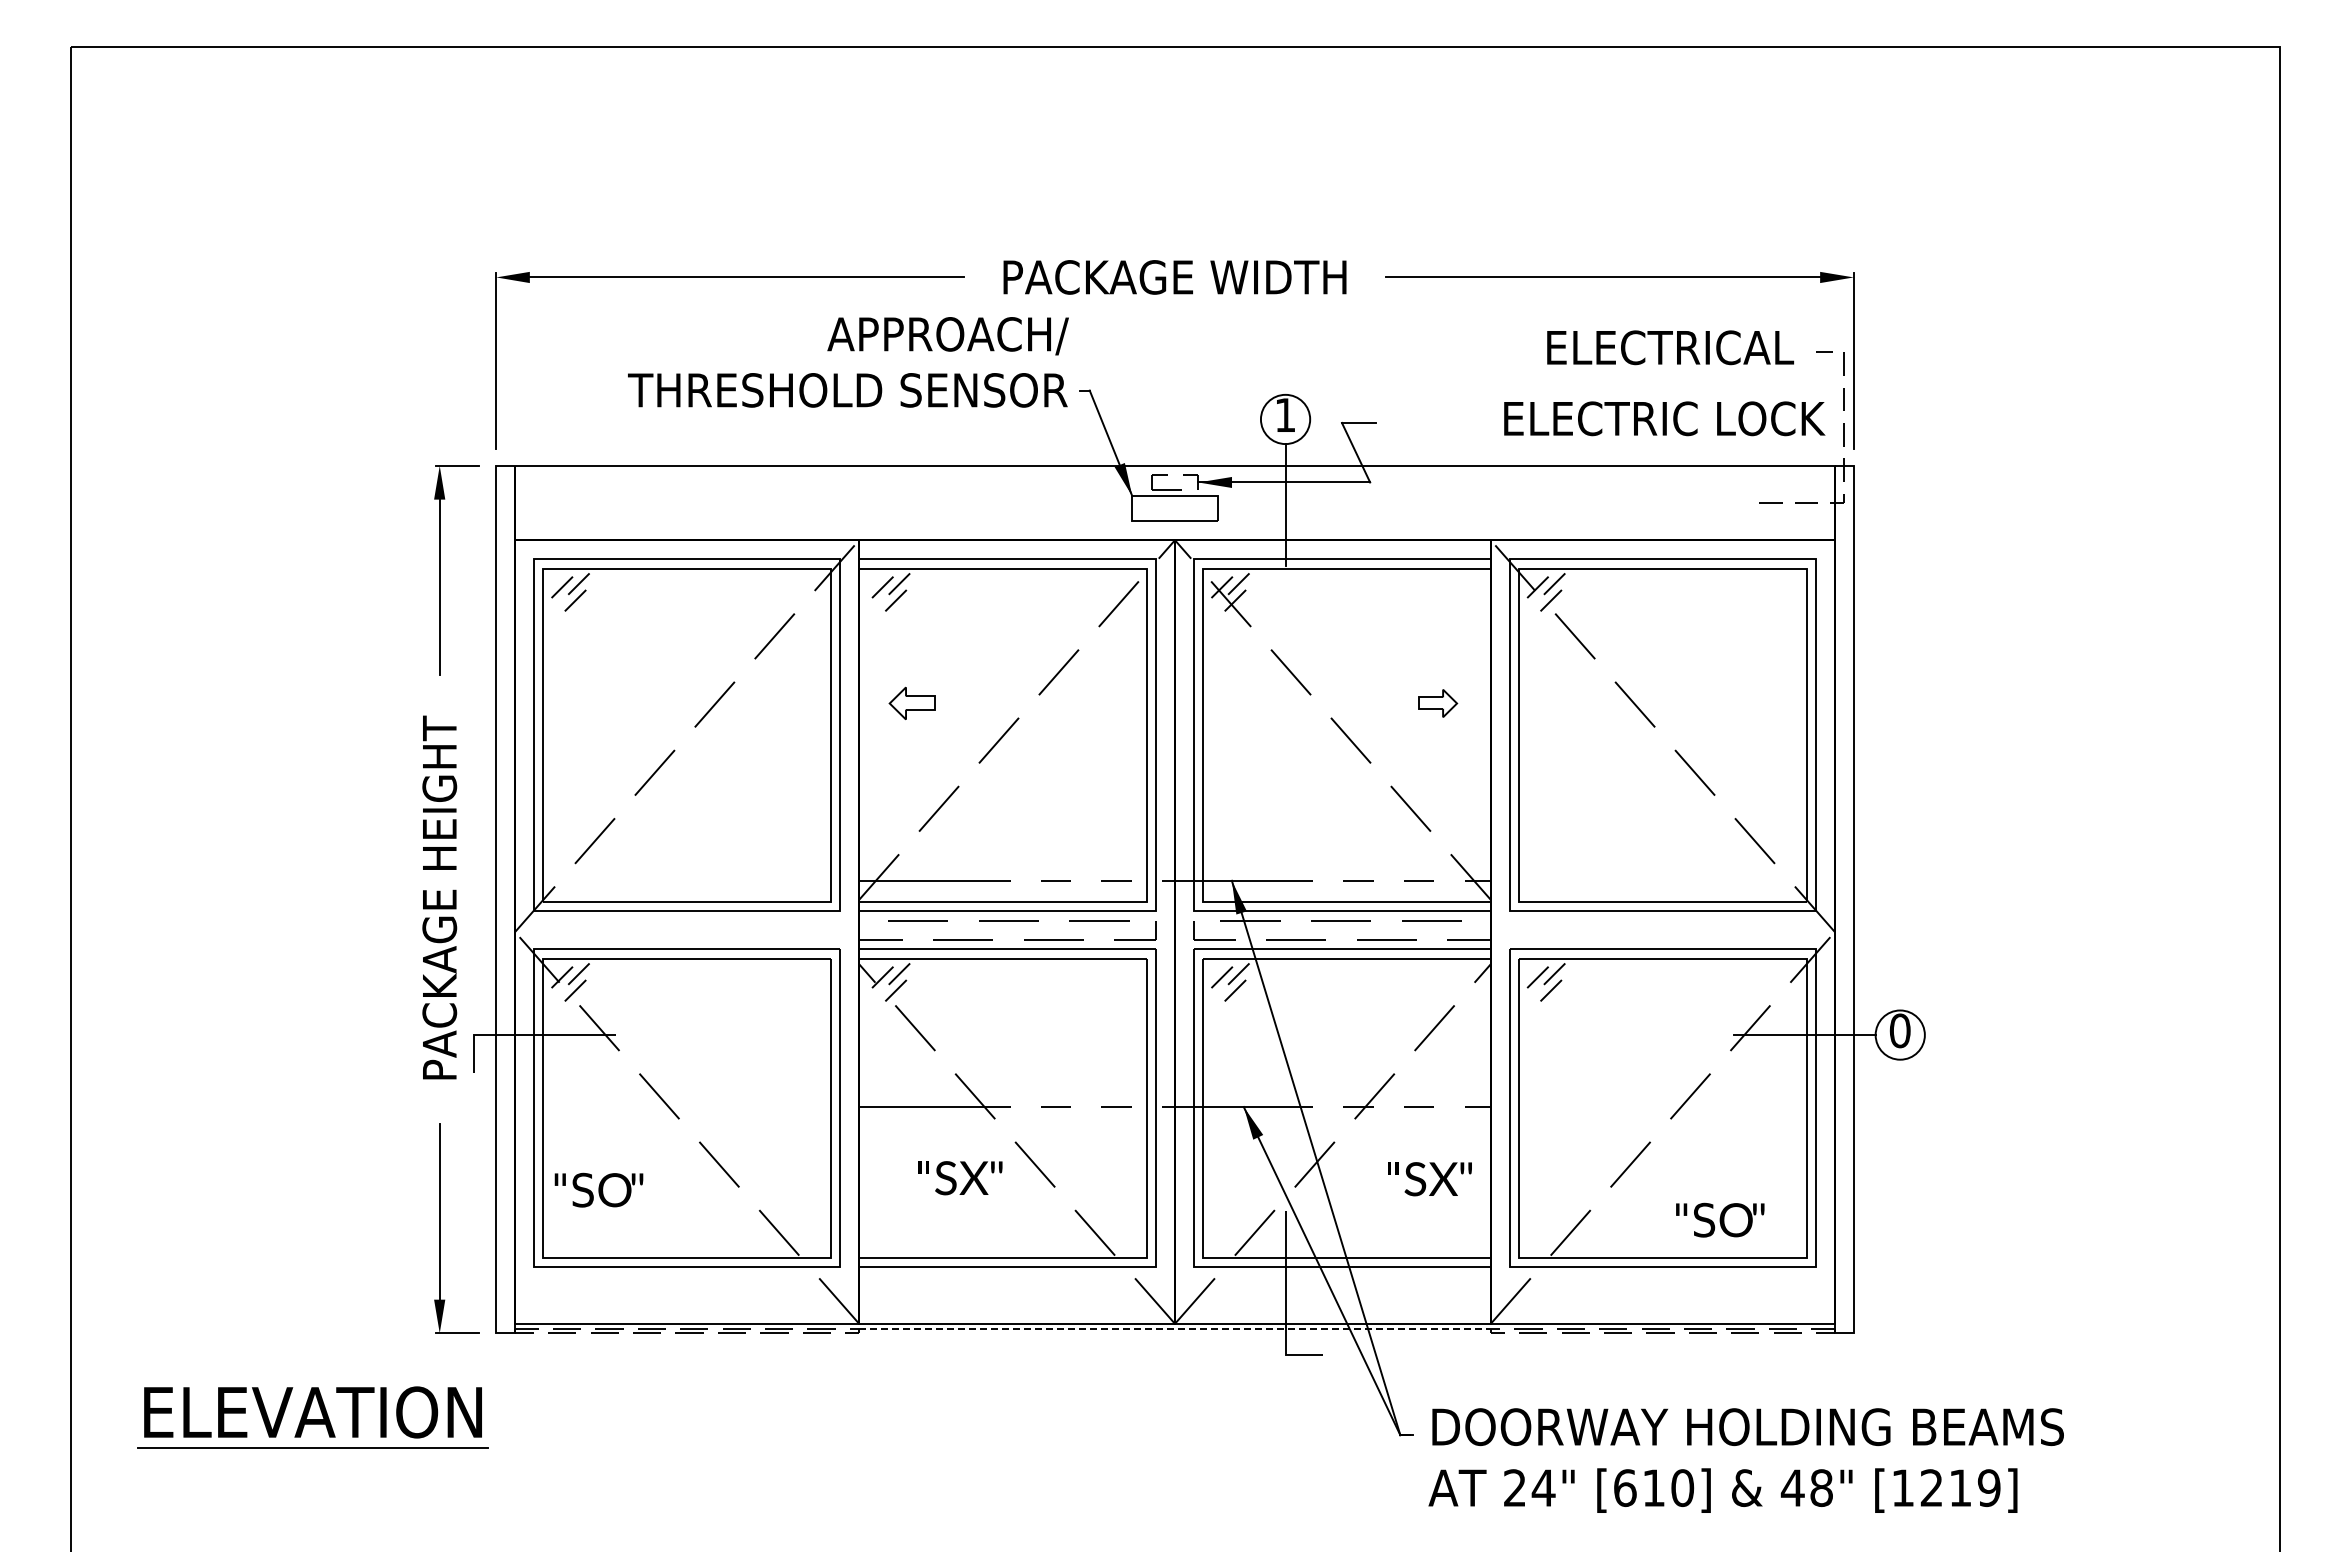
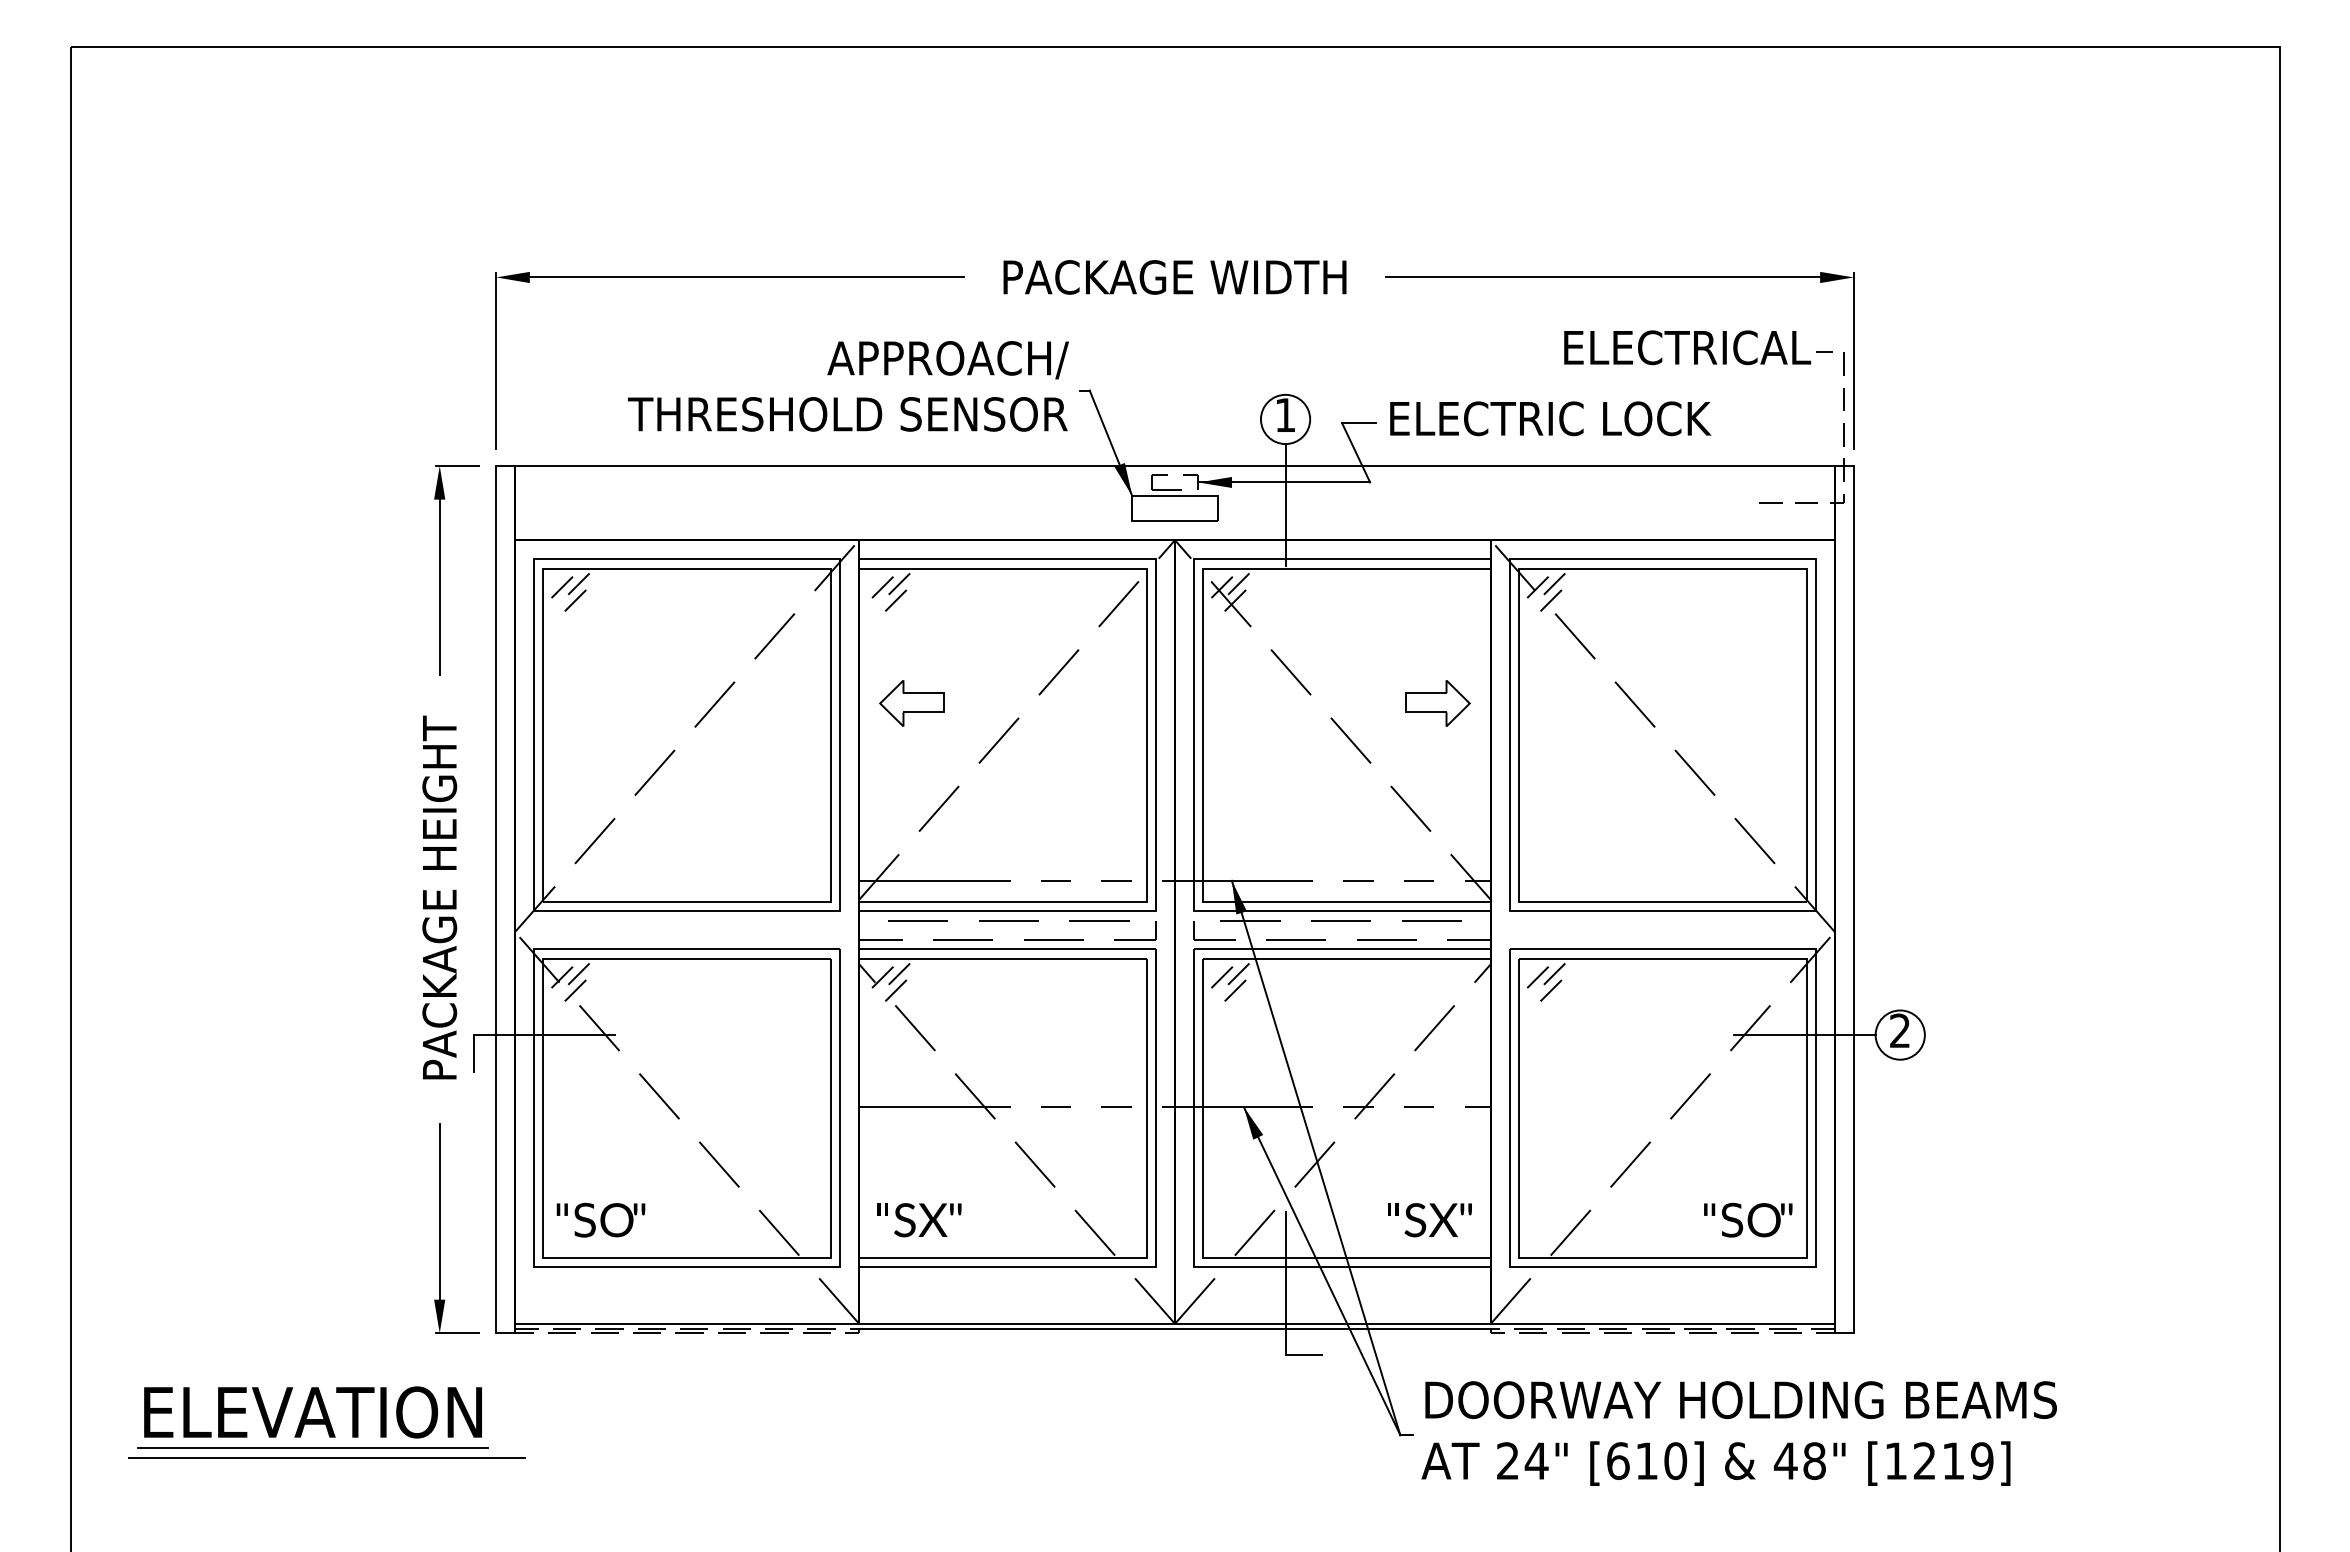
text position: (1670, 347) -> (1687, 347) (1687, 347)
text position: (848, 362) -> (848, 386) (848, 386)
text position: (1664, 418) -> (1550, 418) (1550, 418)
part size: 48x34 px -> 66x47 px (911, 703)
part size: 41x29 px -> 66x47 px (1437, 703)
text: 0 -> 2 (1899, 1030)
text position: (960, 1178) -> (919, 1220) (919, 1220)
text position: (1429, 1179) -> (1429, 1220) (1429, 1220)
text position: (598, 1189) -> (600, 1219) (600, 1219)
text position: (1720, 1219) -> (1748, 1219) (1748, 1219)
line: dashed -> solid (1175, 1328)
line: none -> present (326, 1457)
text position: (1745, 1460) -> (1738, 1433) (1738, 1433)
